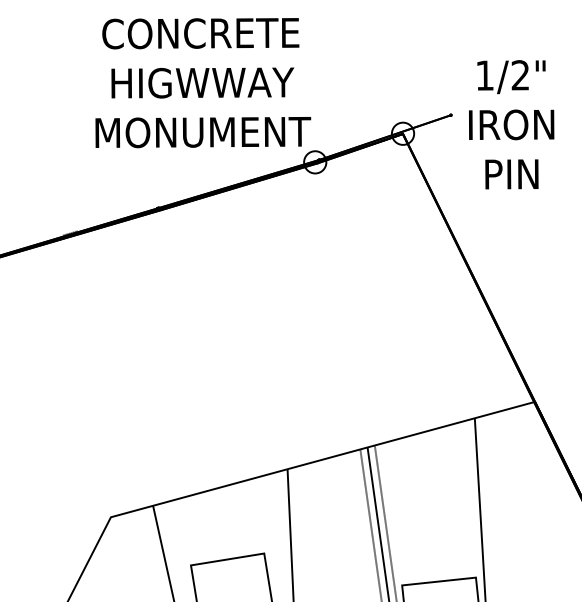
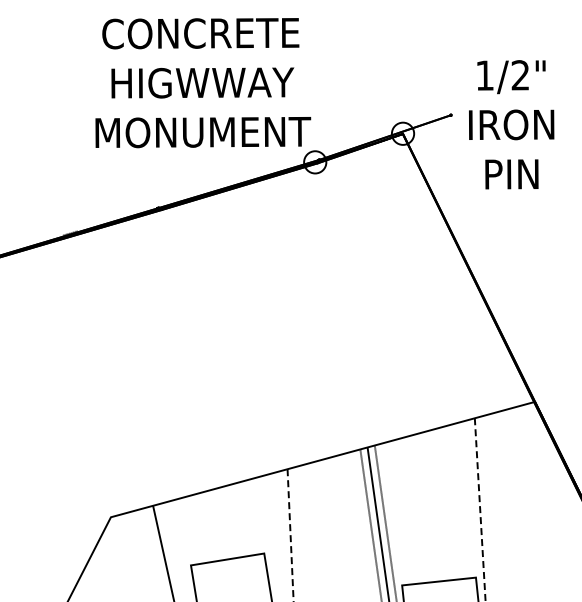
line: solid -> dashed (480, 510)
line: solid -> dashed (290, 535)
